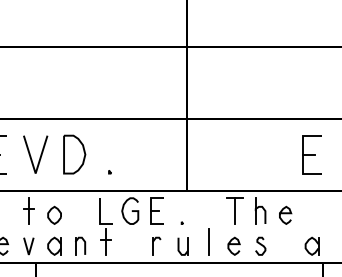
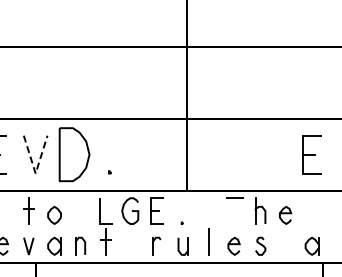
part size: 24x41 px -> 33x56 px (74, 154)
line: solid -> dashed (35, 173)
line: present -> none (234, 211)
